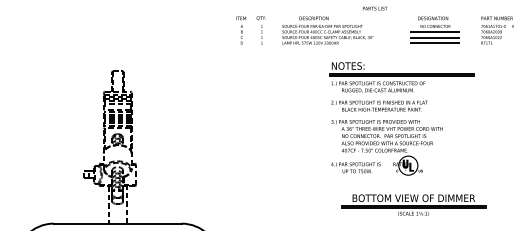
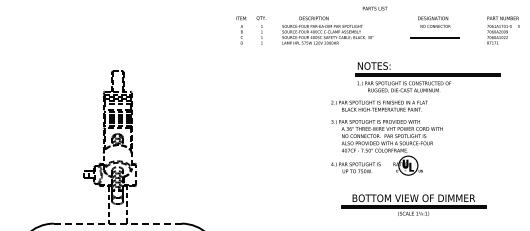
text position: (497, 30) -> (503, 30) (503, 30)
line: present -> none (434, 31)
line: present -> none (434, 43)
part position: (401, 77) -> (427, 77) (427, 77)
line: solid -> dashed (117, 223)
